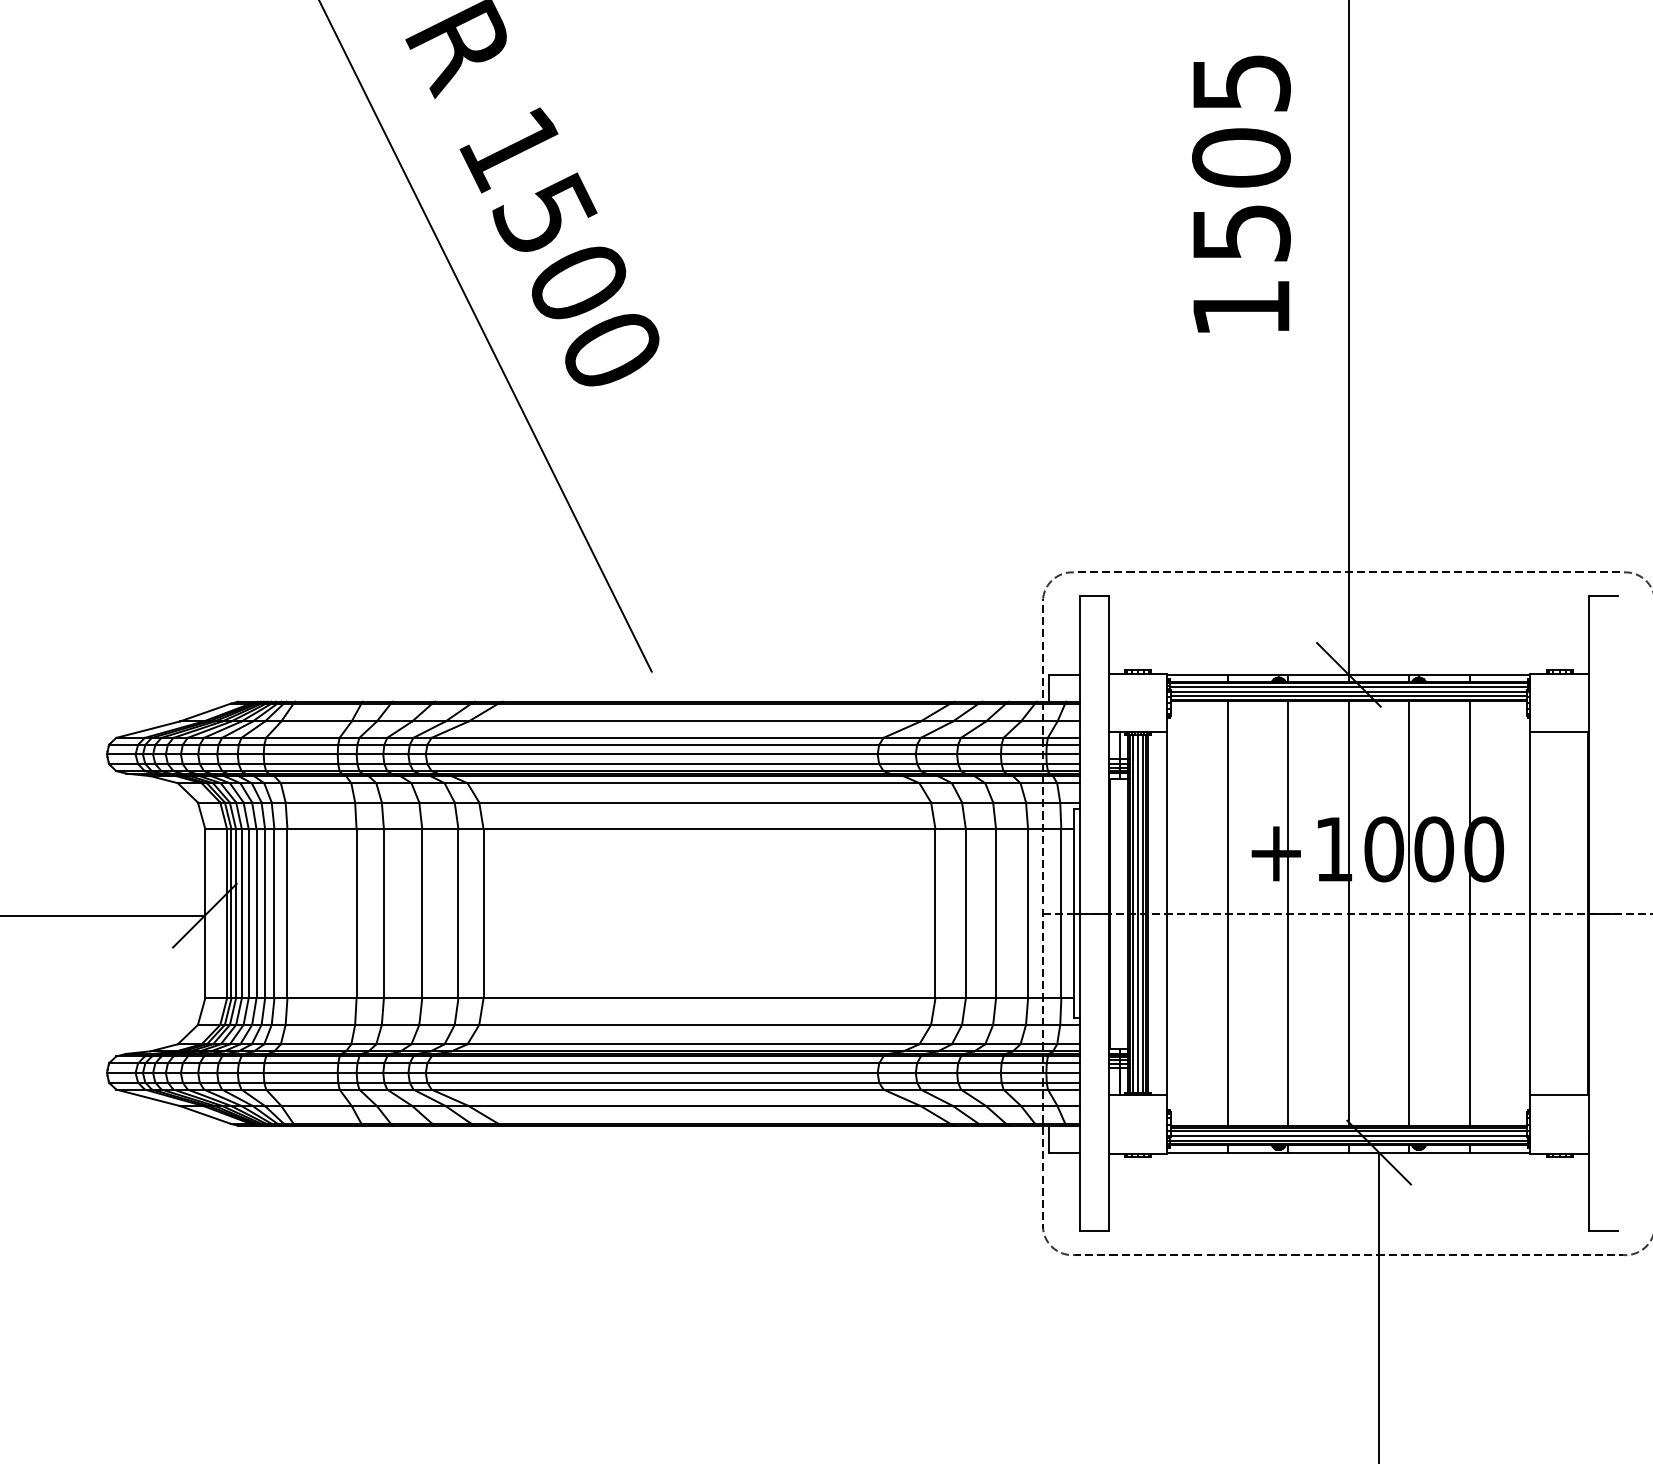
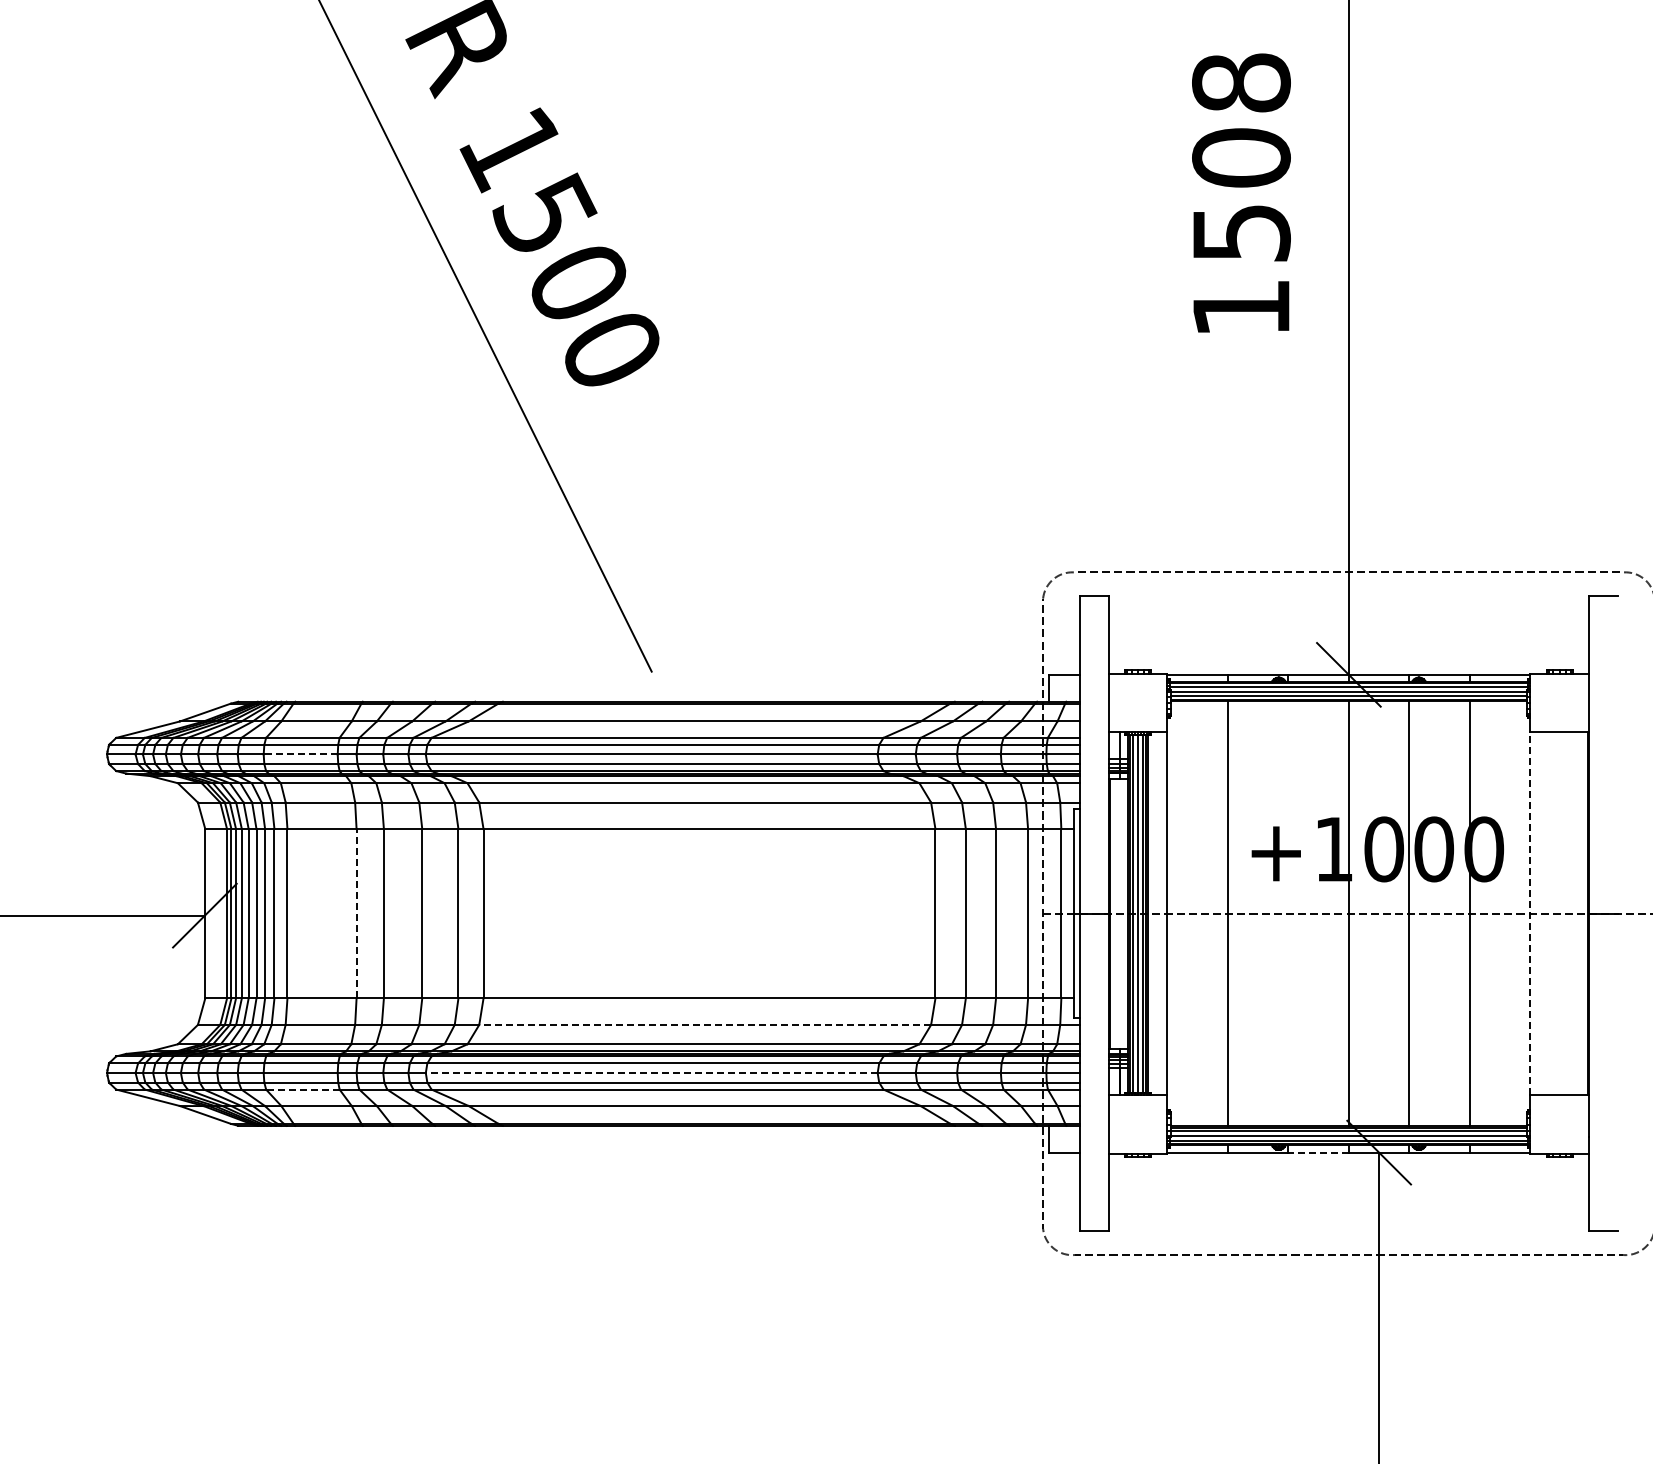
text: 1505 -> 1508 (1241, 82)
line: solid -> dashed (300, 754)
line: solid -> dashed (356, 913)
line: present -> none (1288, 913)
line: solid -> dashed (1530, 913)
line: solid -> dashed (705, 1024)
line: solid -> dashed (651, 1073)
line: solid -> dashed (302, 1089)
line: solid -> dashed (1318, 1152)
